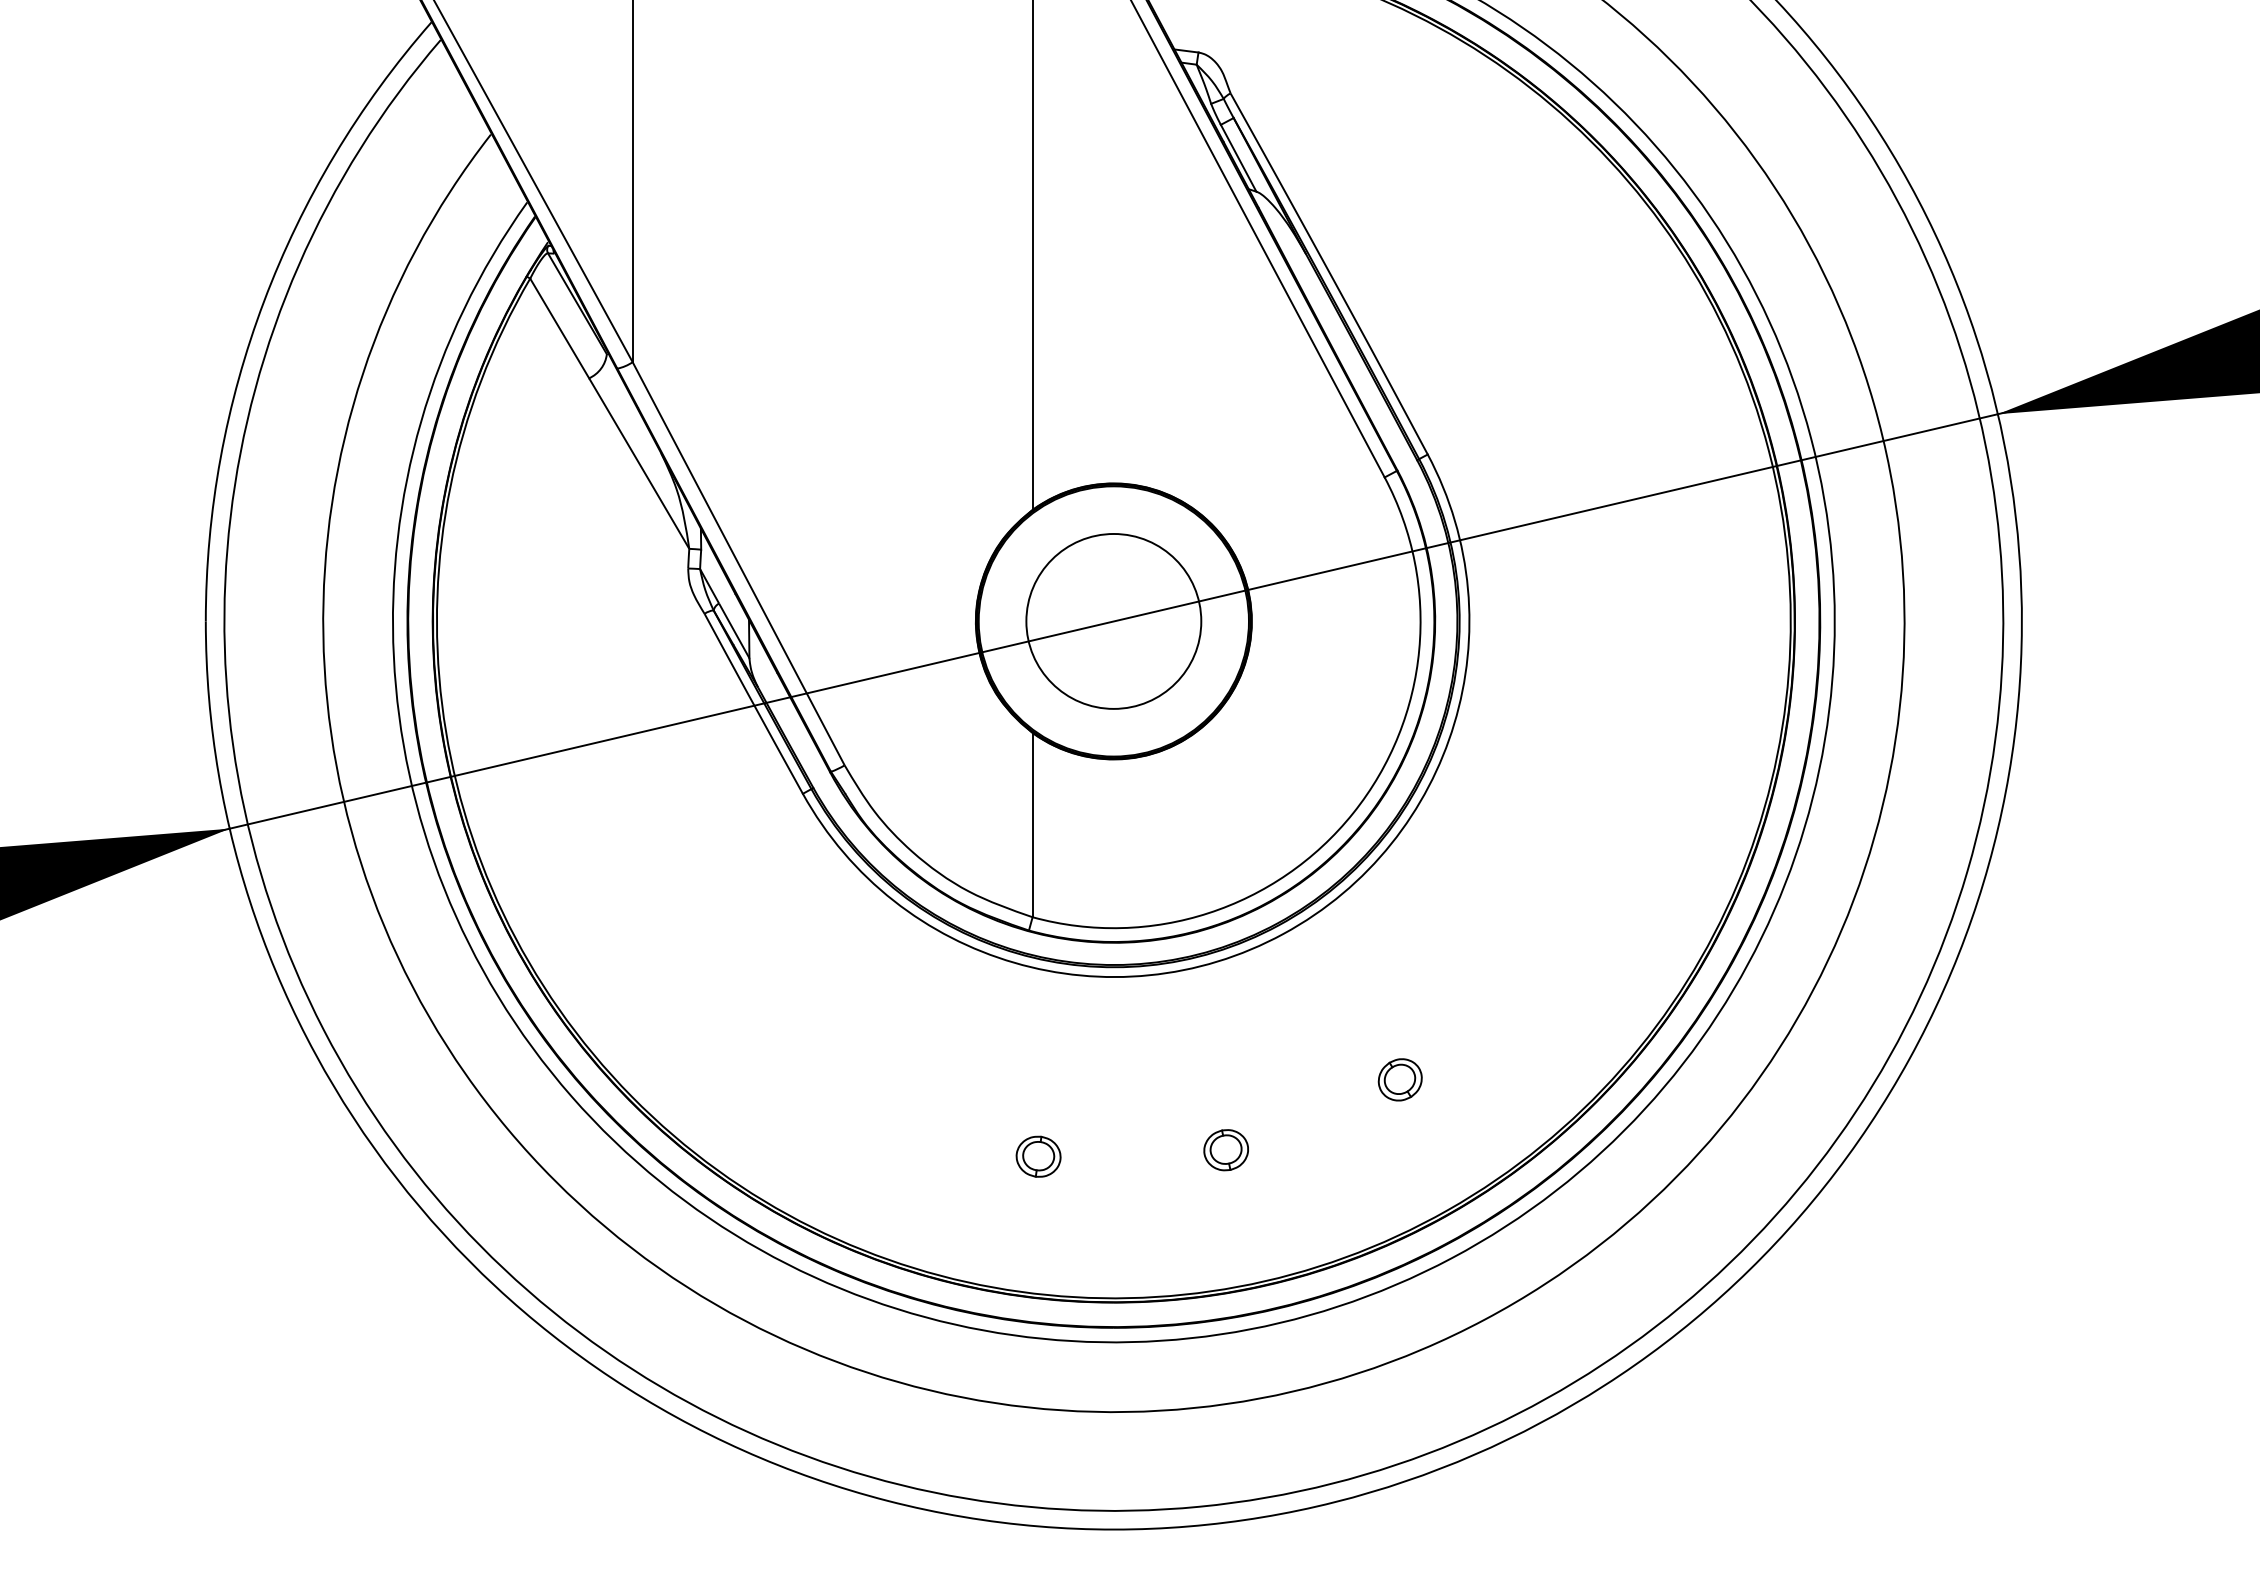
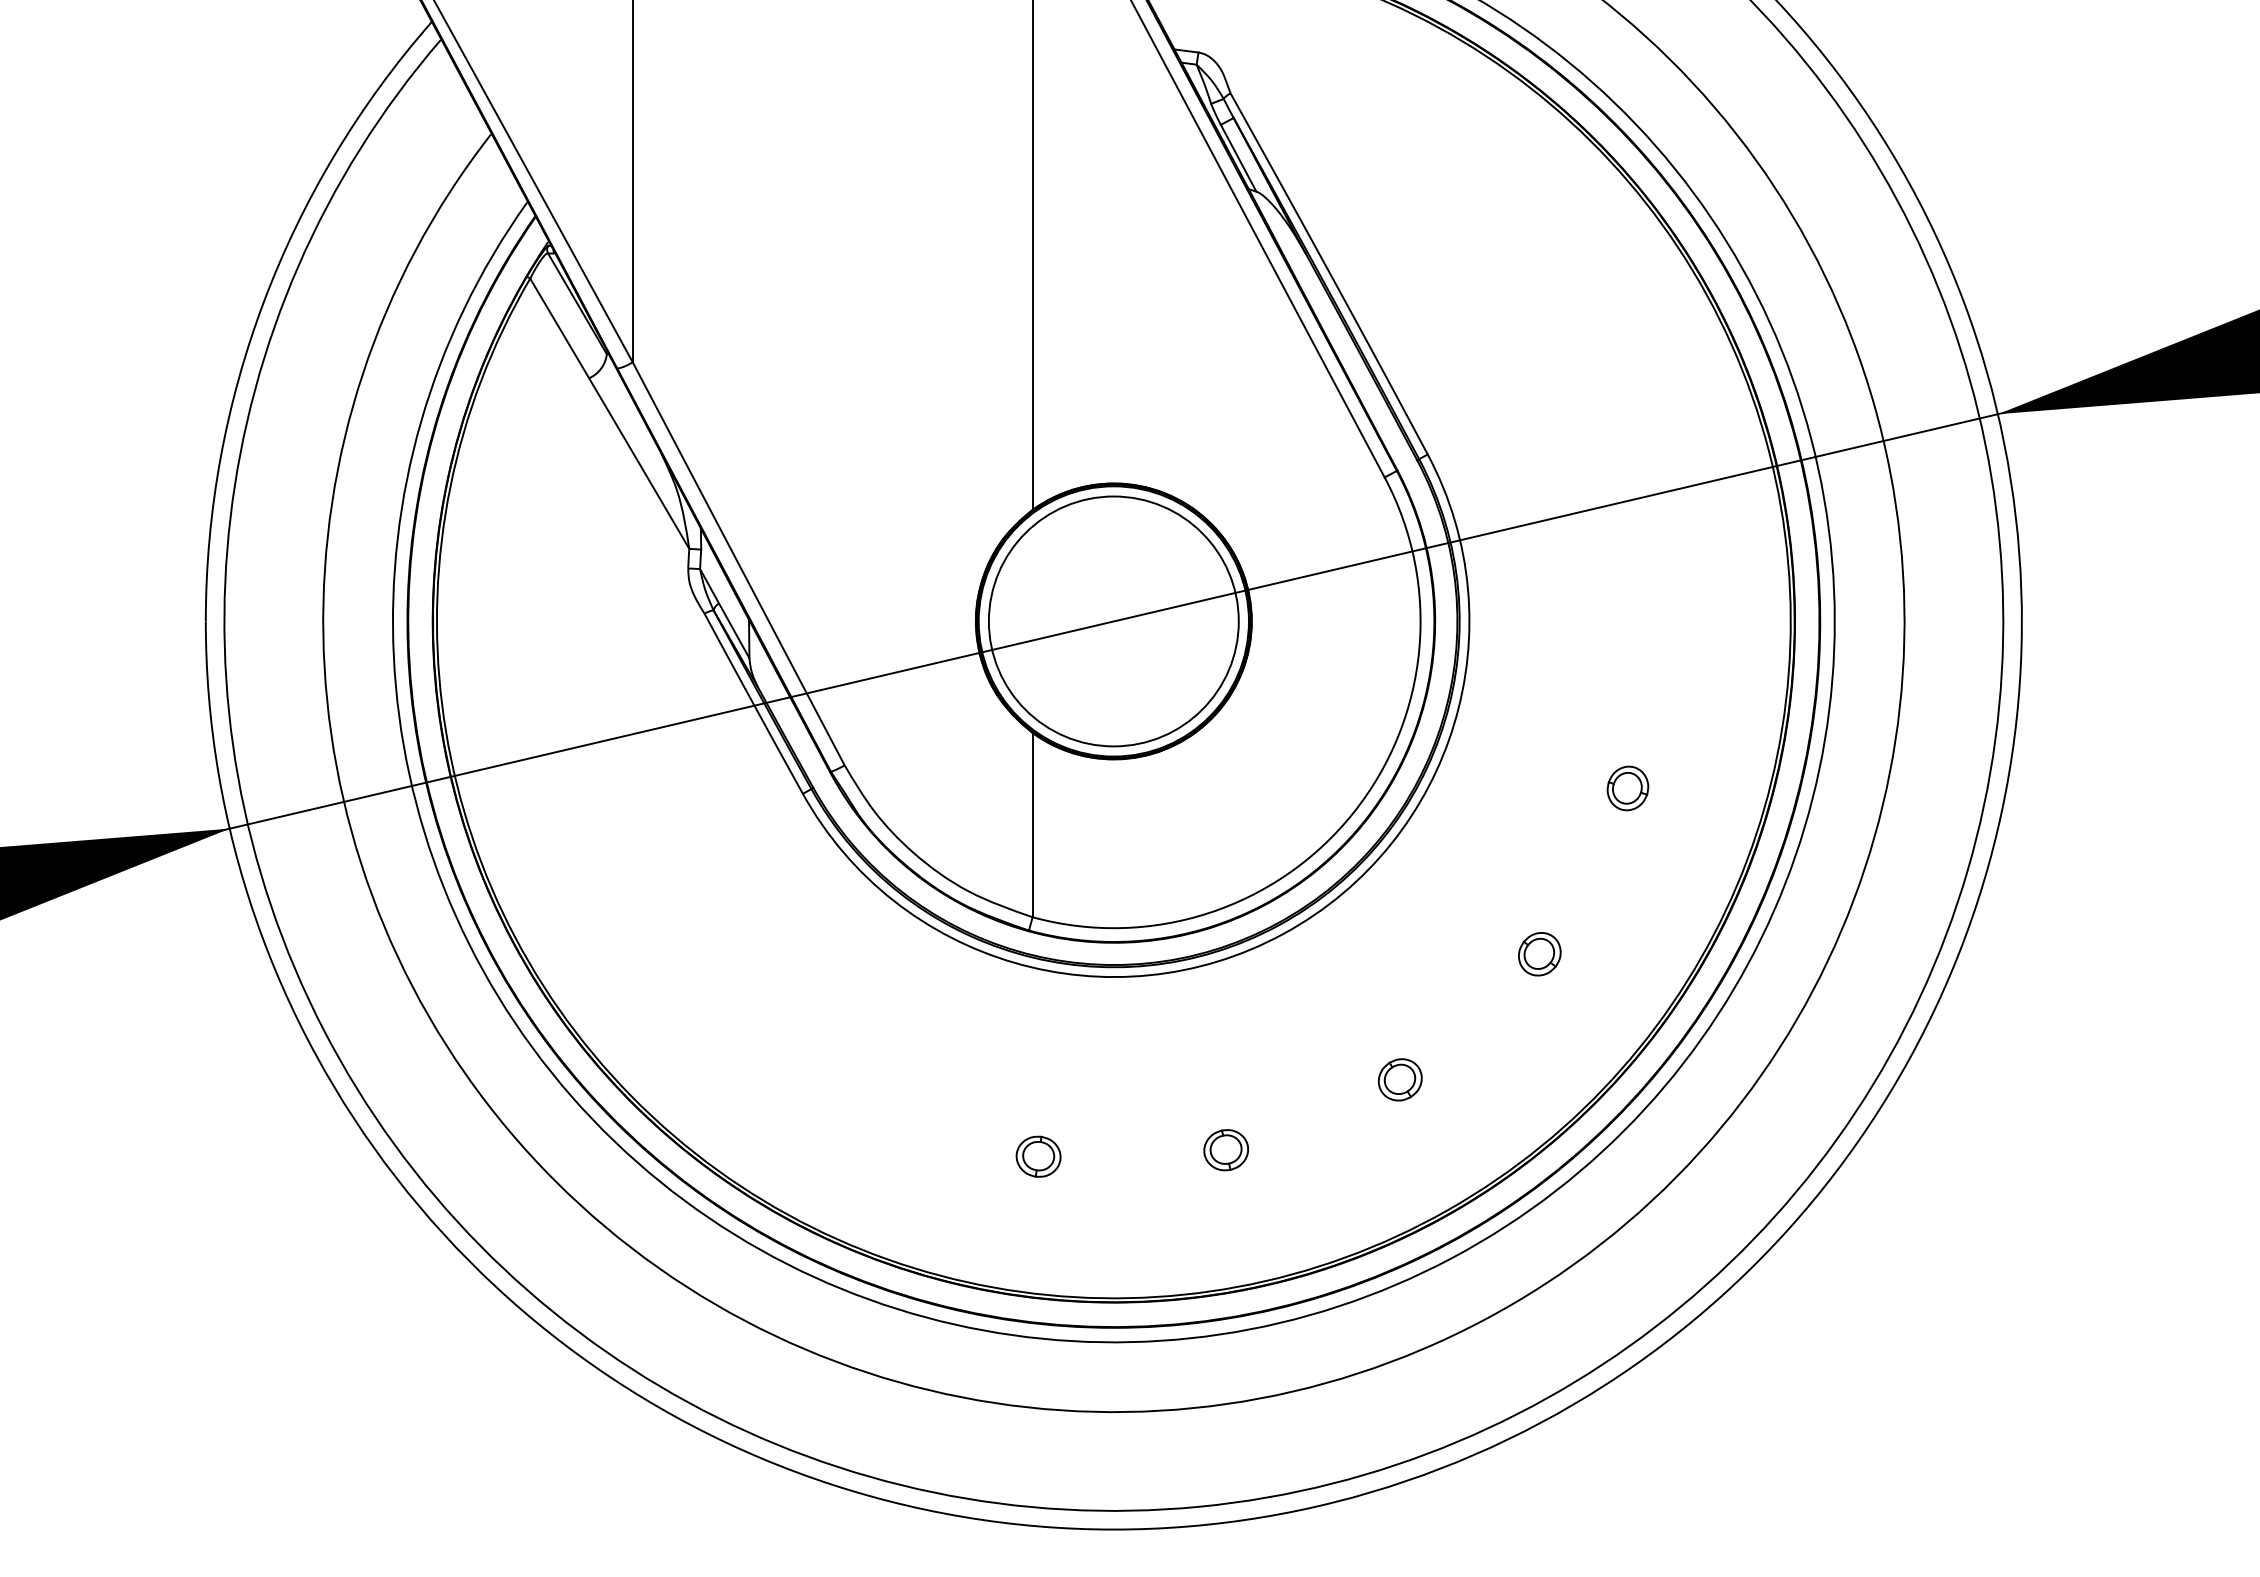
circle diameter: 175 px -> 250 px (1113, 621)
part: none -> present (1627, 788)
part: none -> present (1539, 954)
